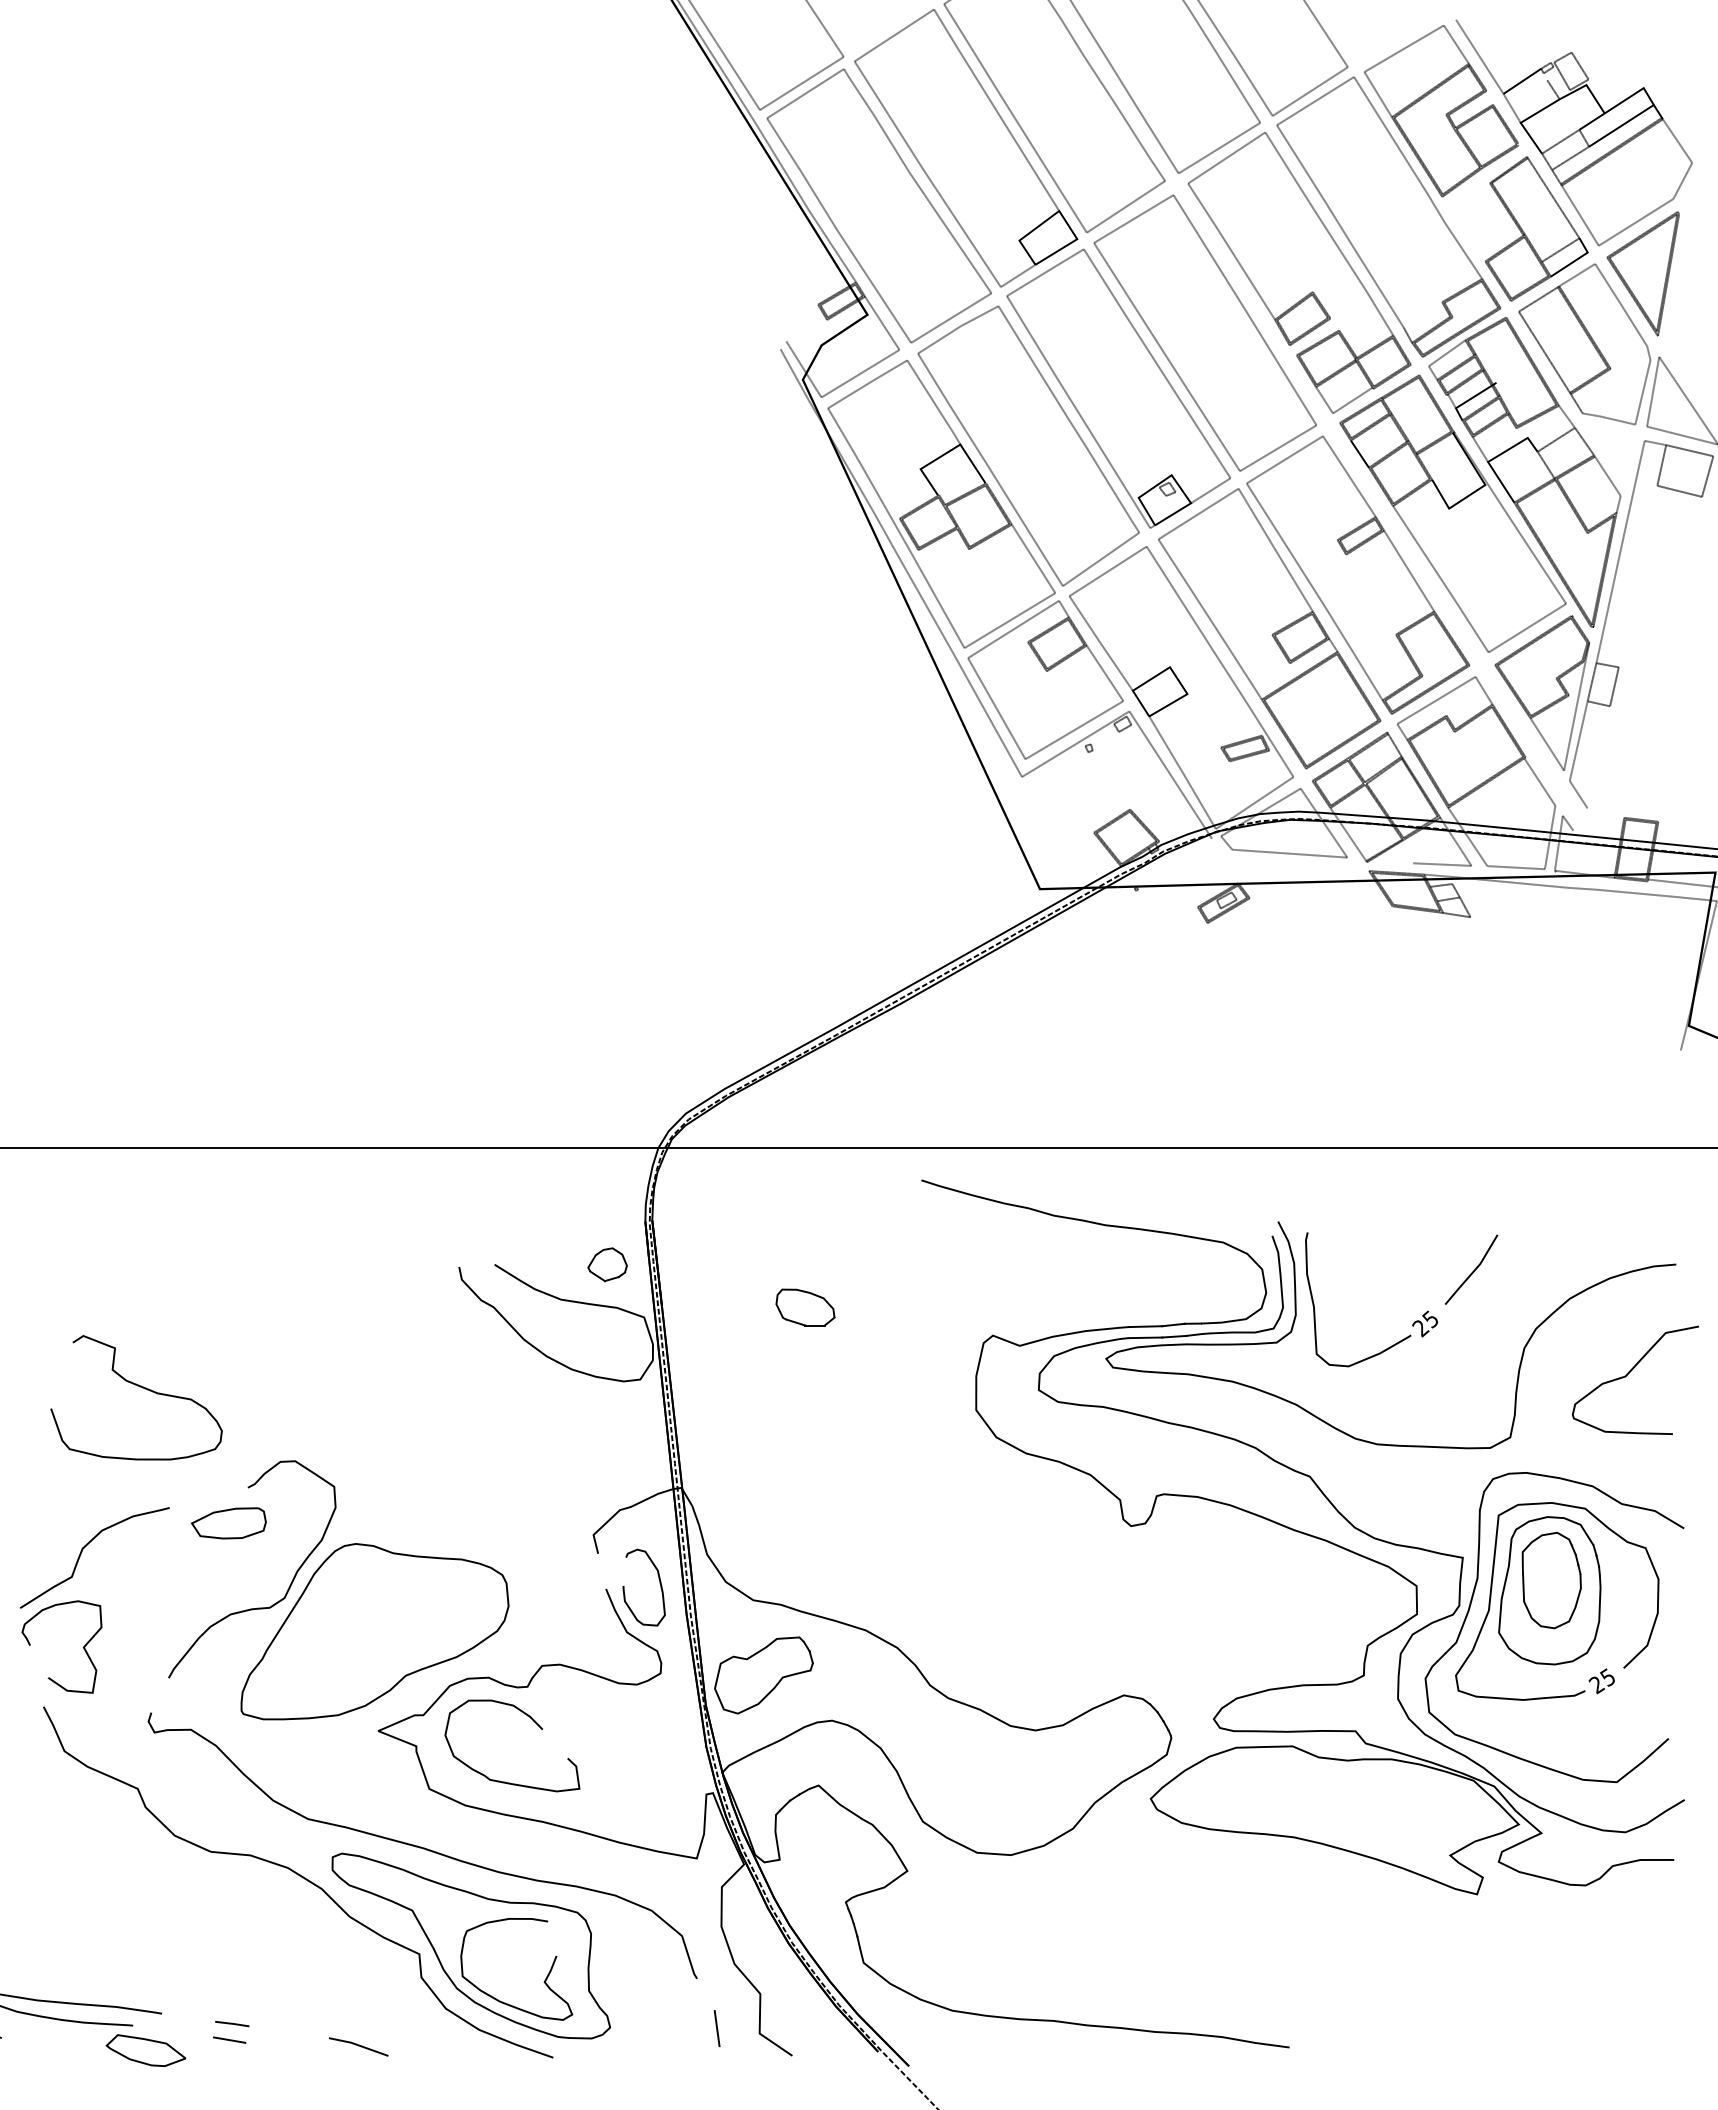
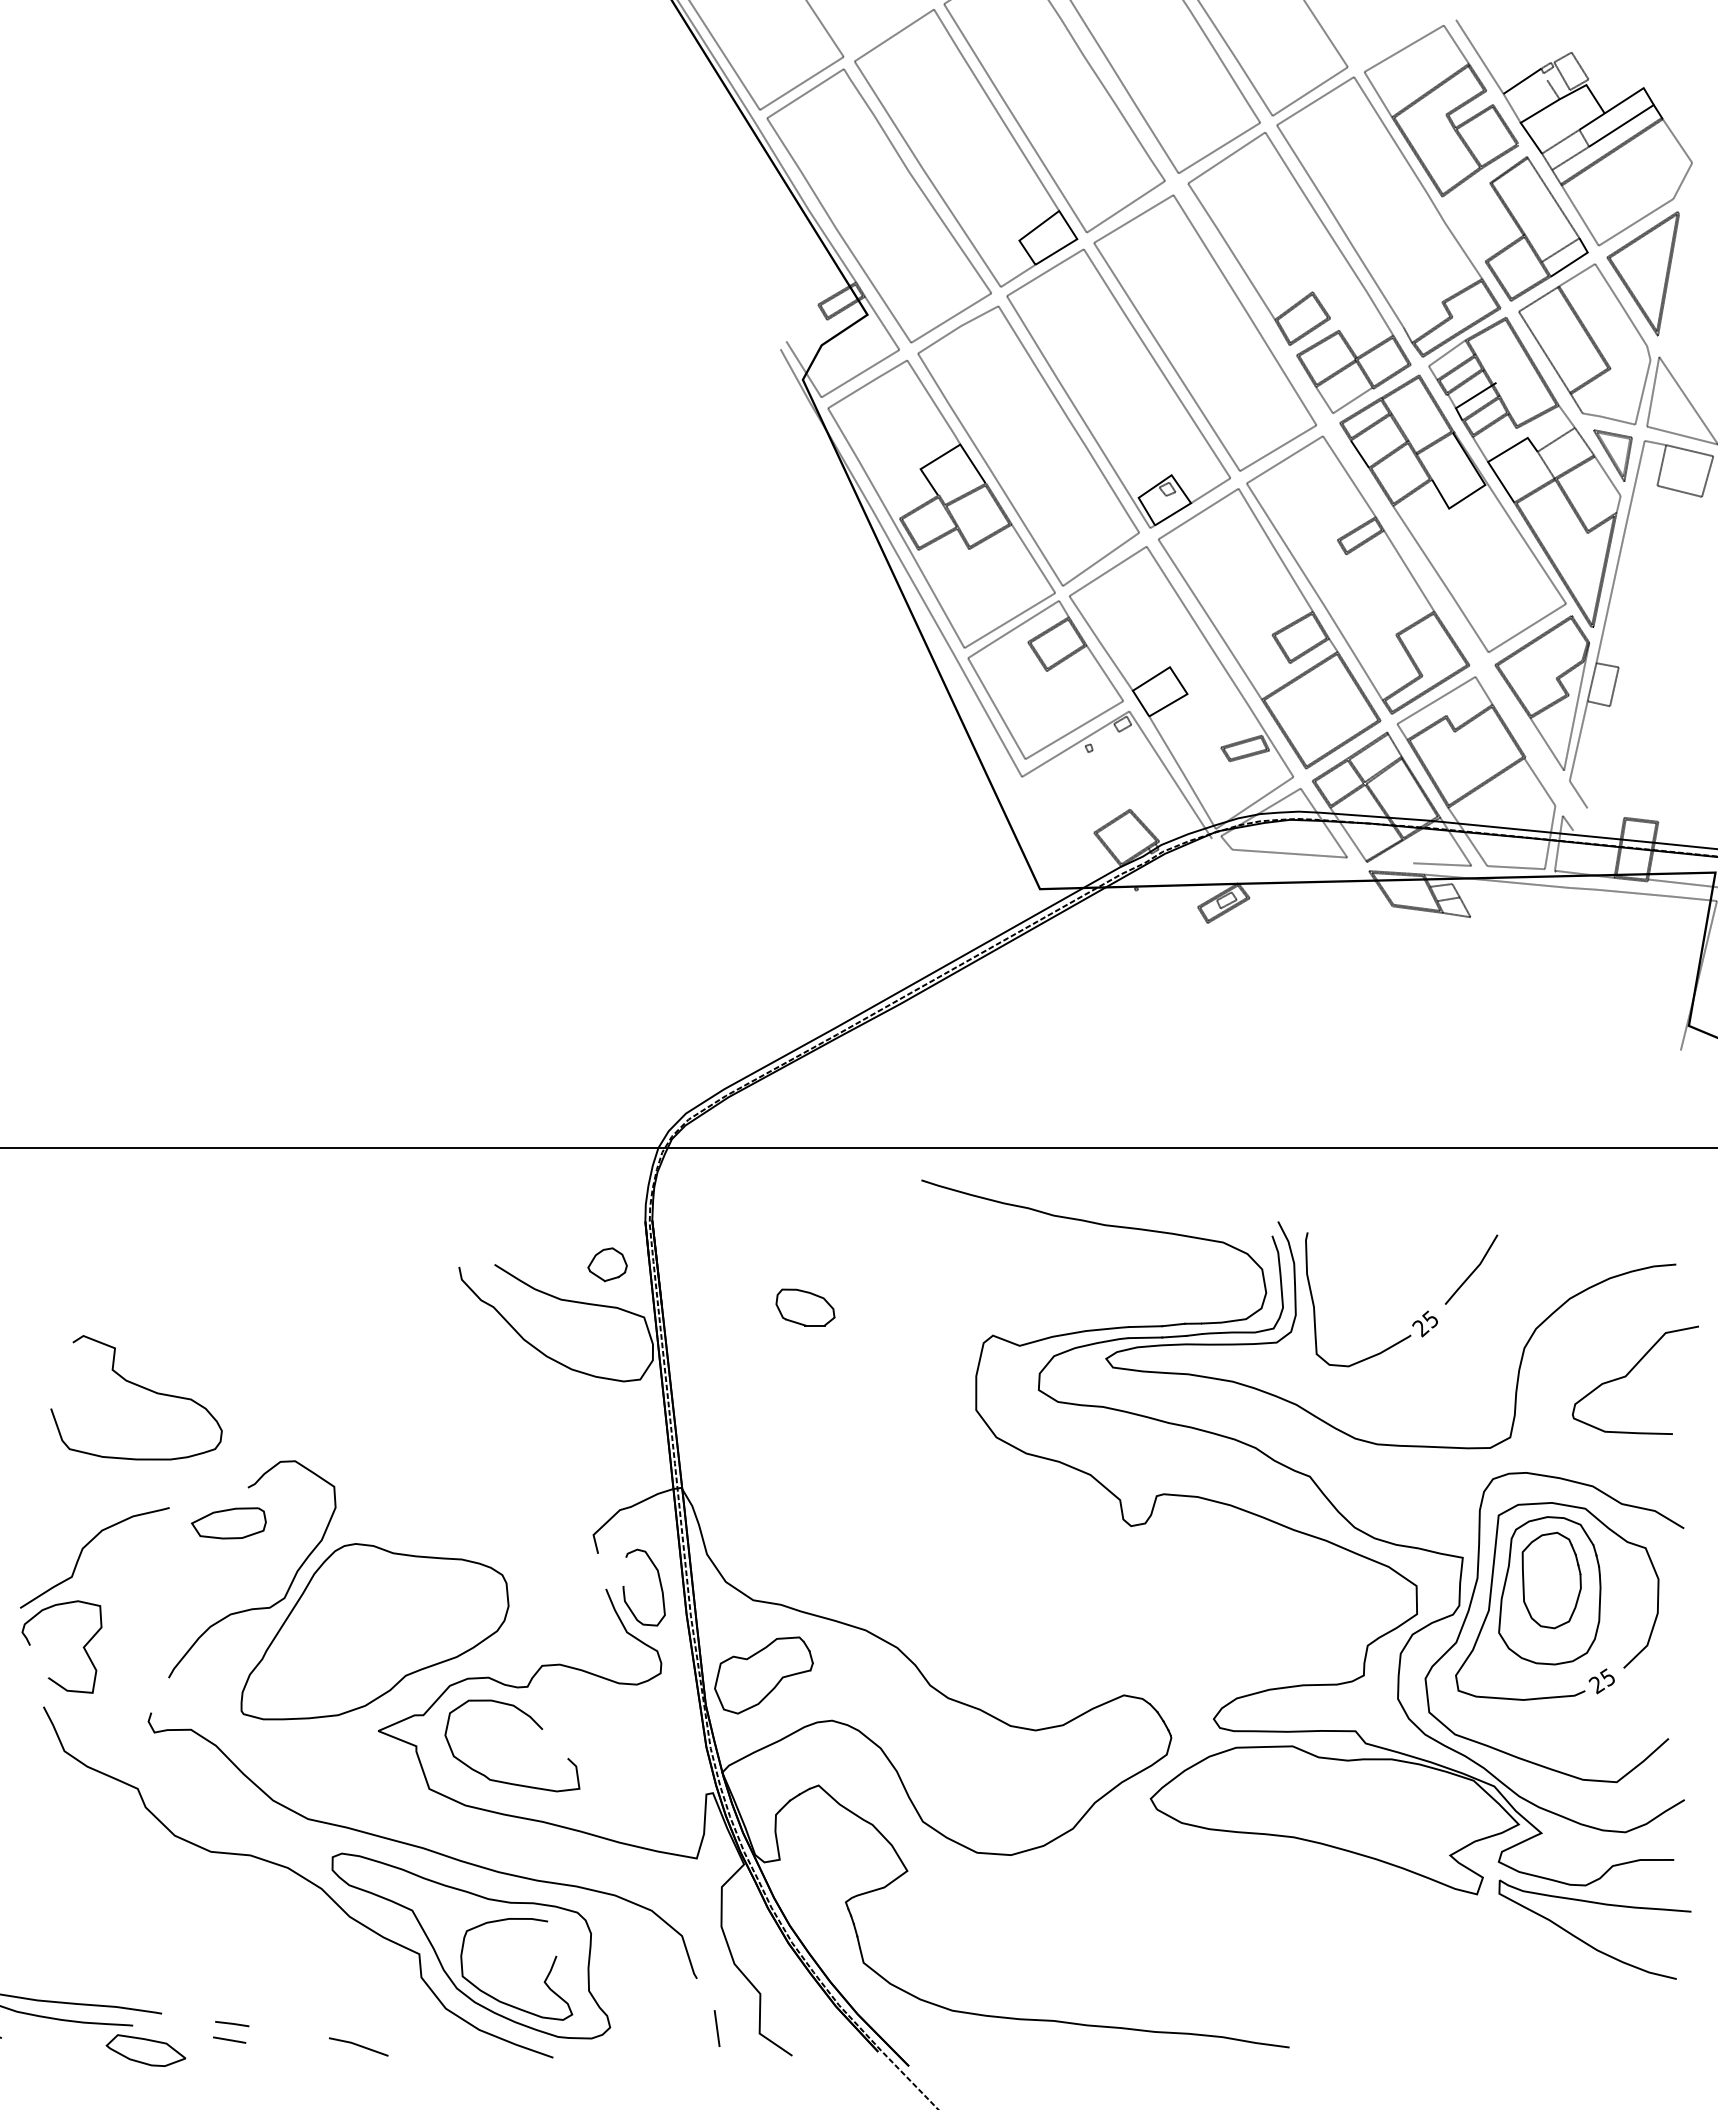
part: none -> present (1612, 455)
curve: none -> present (1585, 1941)
